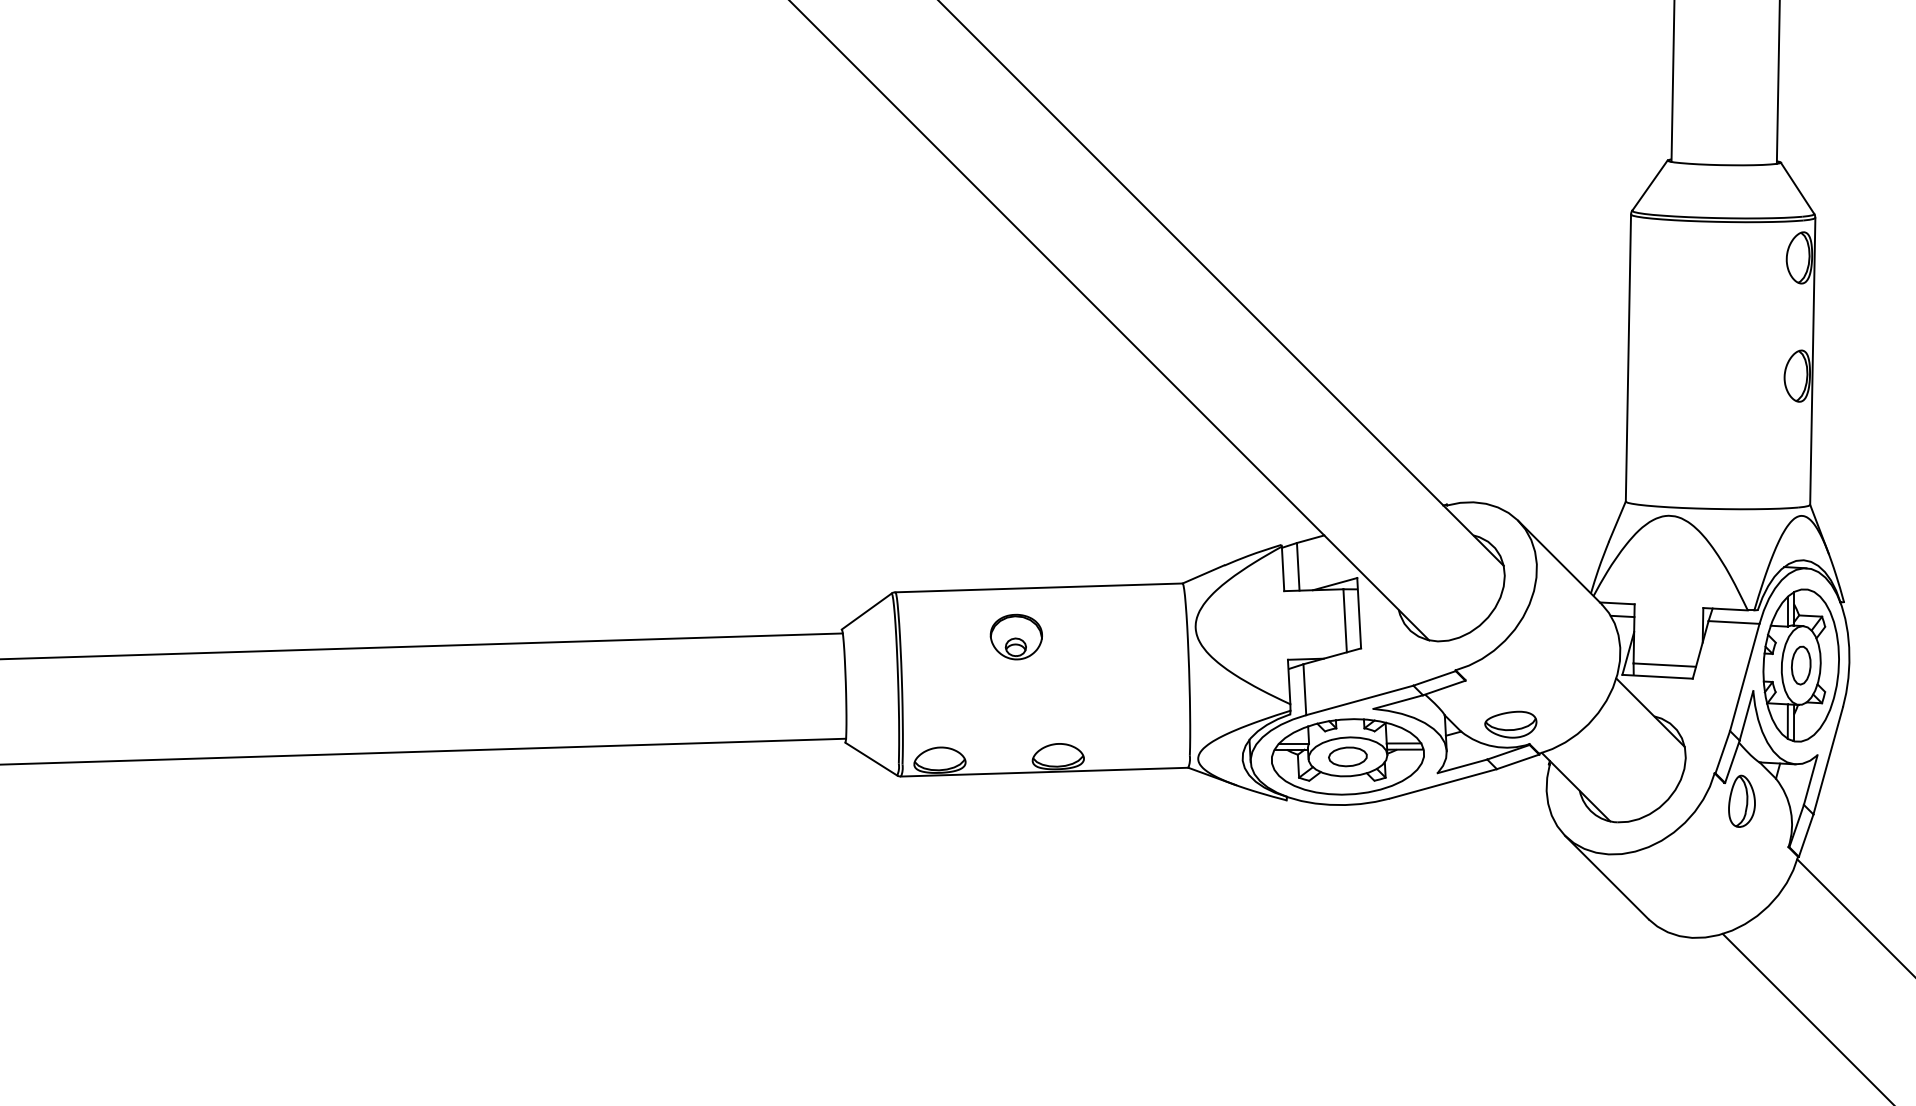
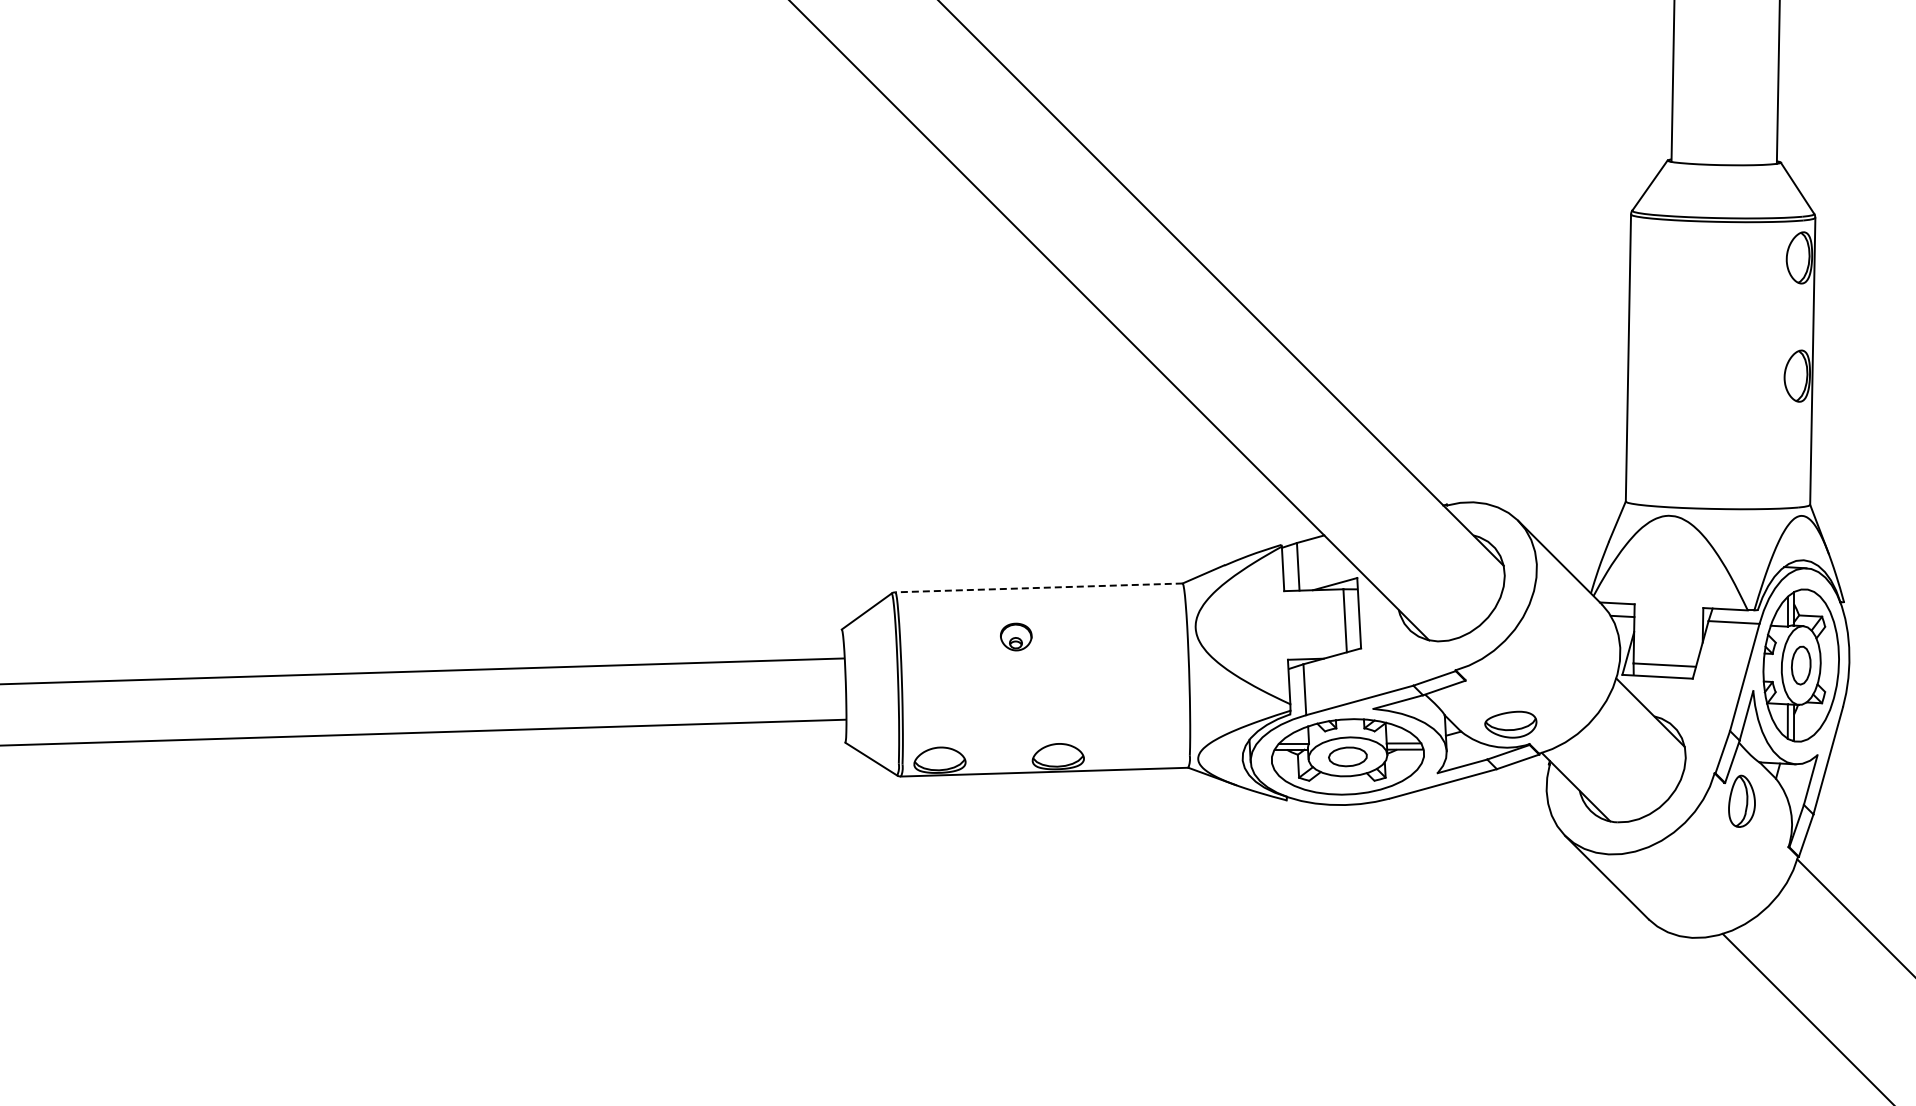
line: solid -> dashed (1039, 587)
part size: 54x48 px -> 33x30 px (1016, 636)
line position: (422, 646) -> (422, 671) (422, 671)
line position: (424, 751) -> (423, 732) (423, 732)
